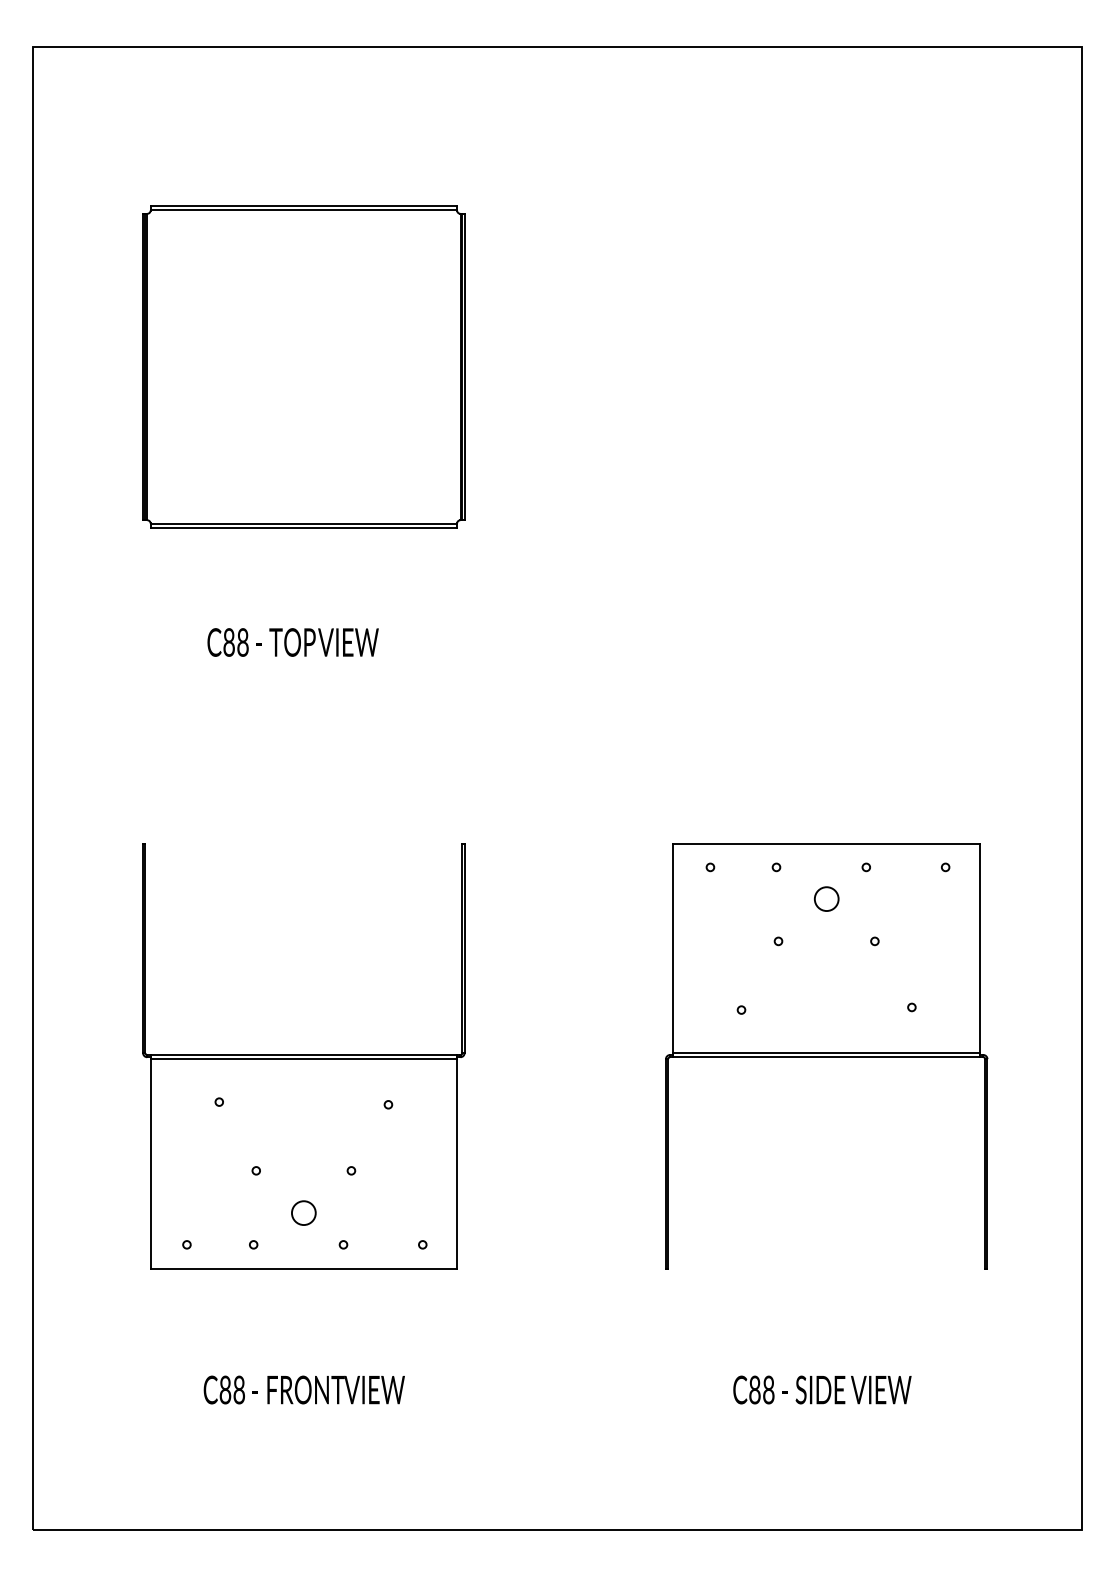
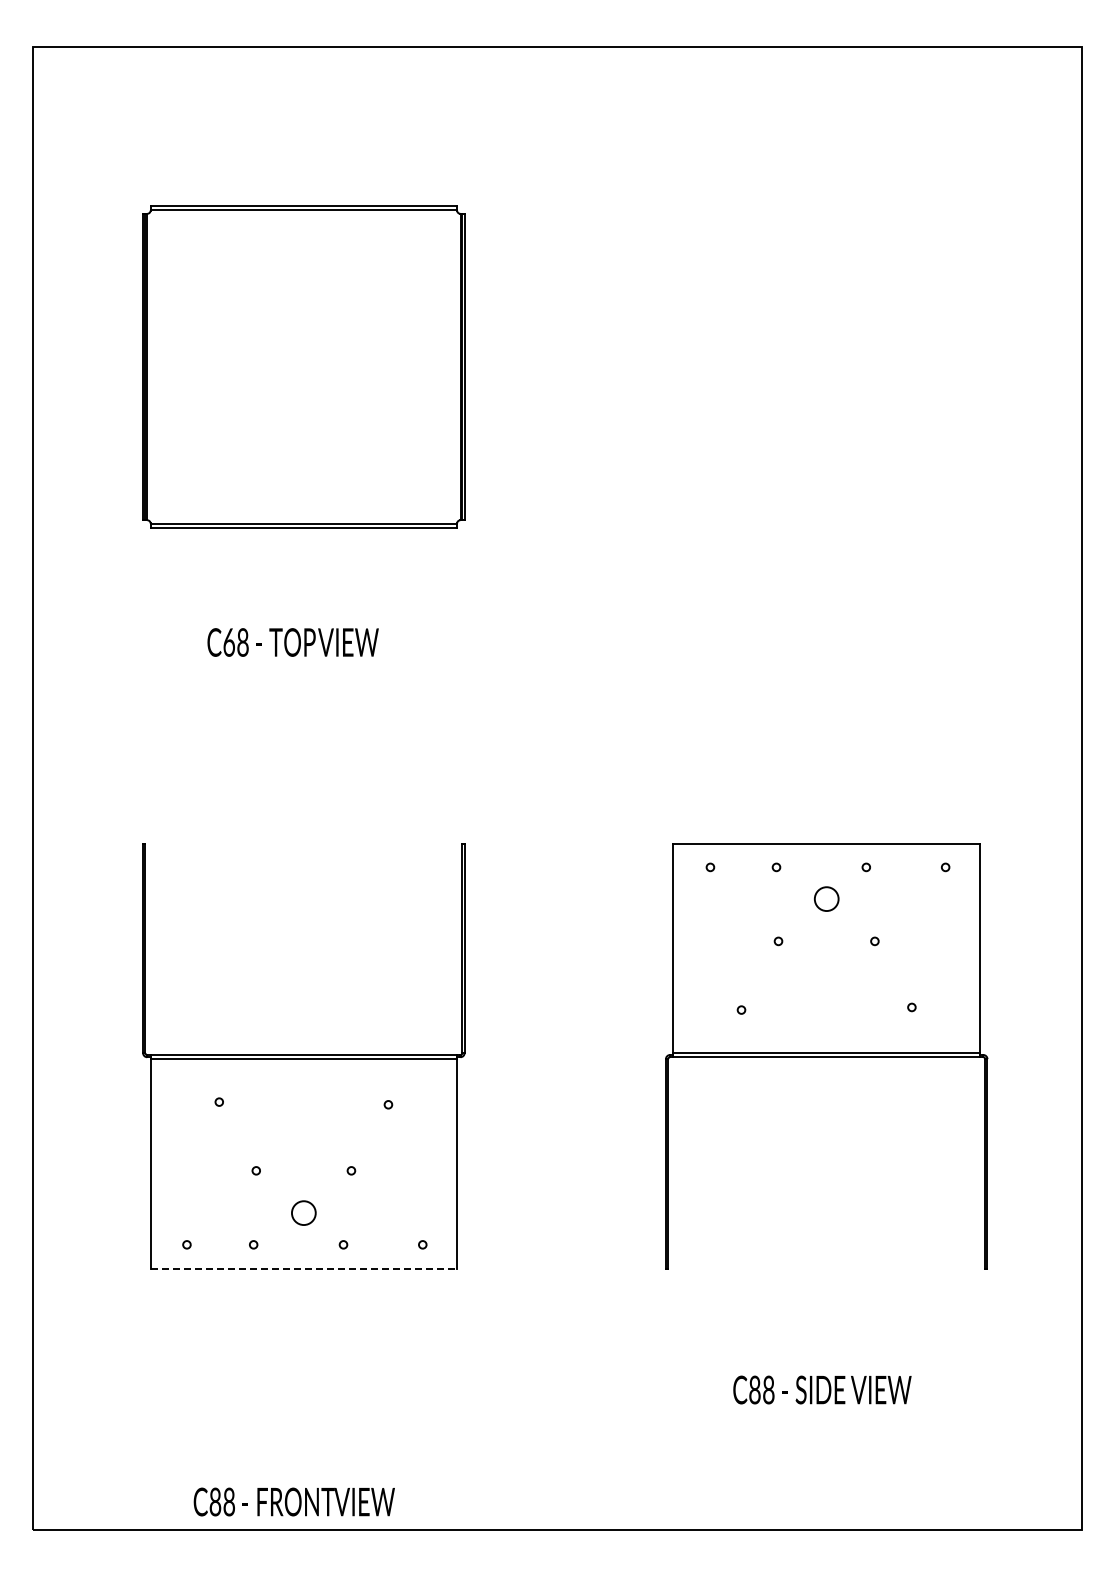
text: C88 -> C68 (228, 642)
line: solid -> dashed (304, 1268)
text position: (303, 1389) -> (293, 1501) (293, 1501)
